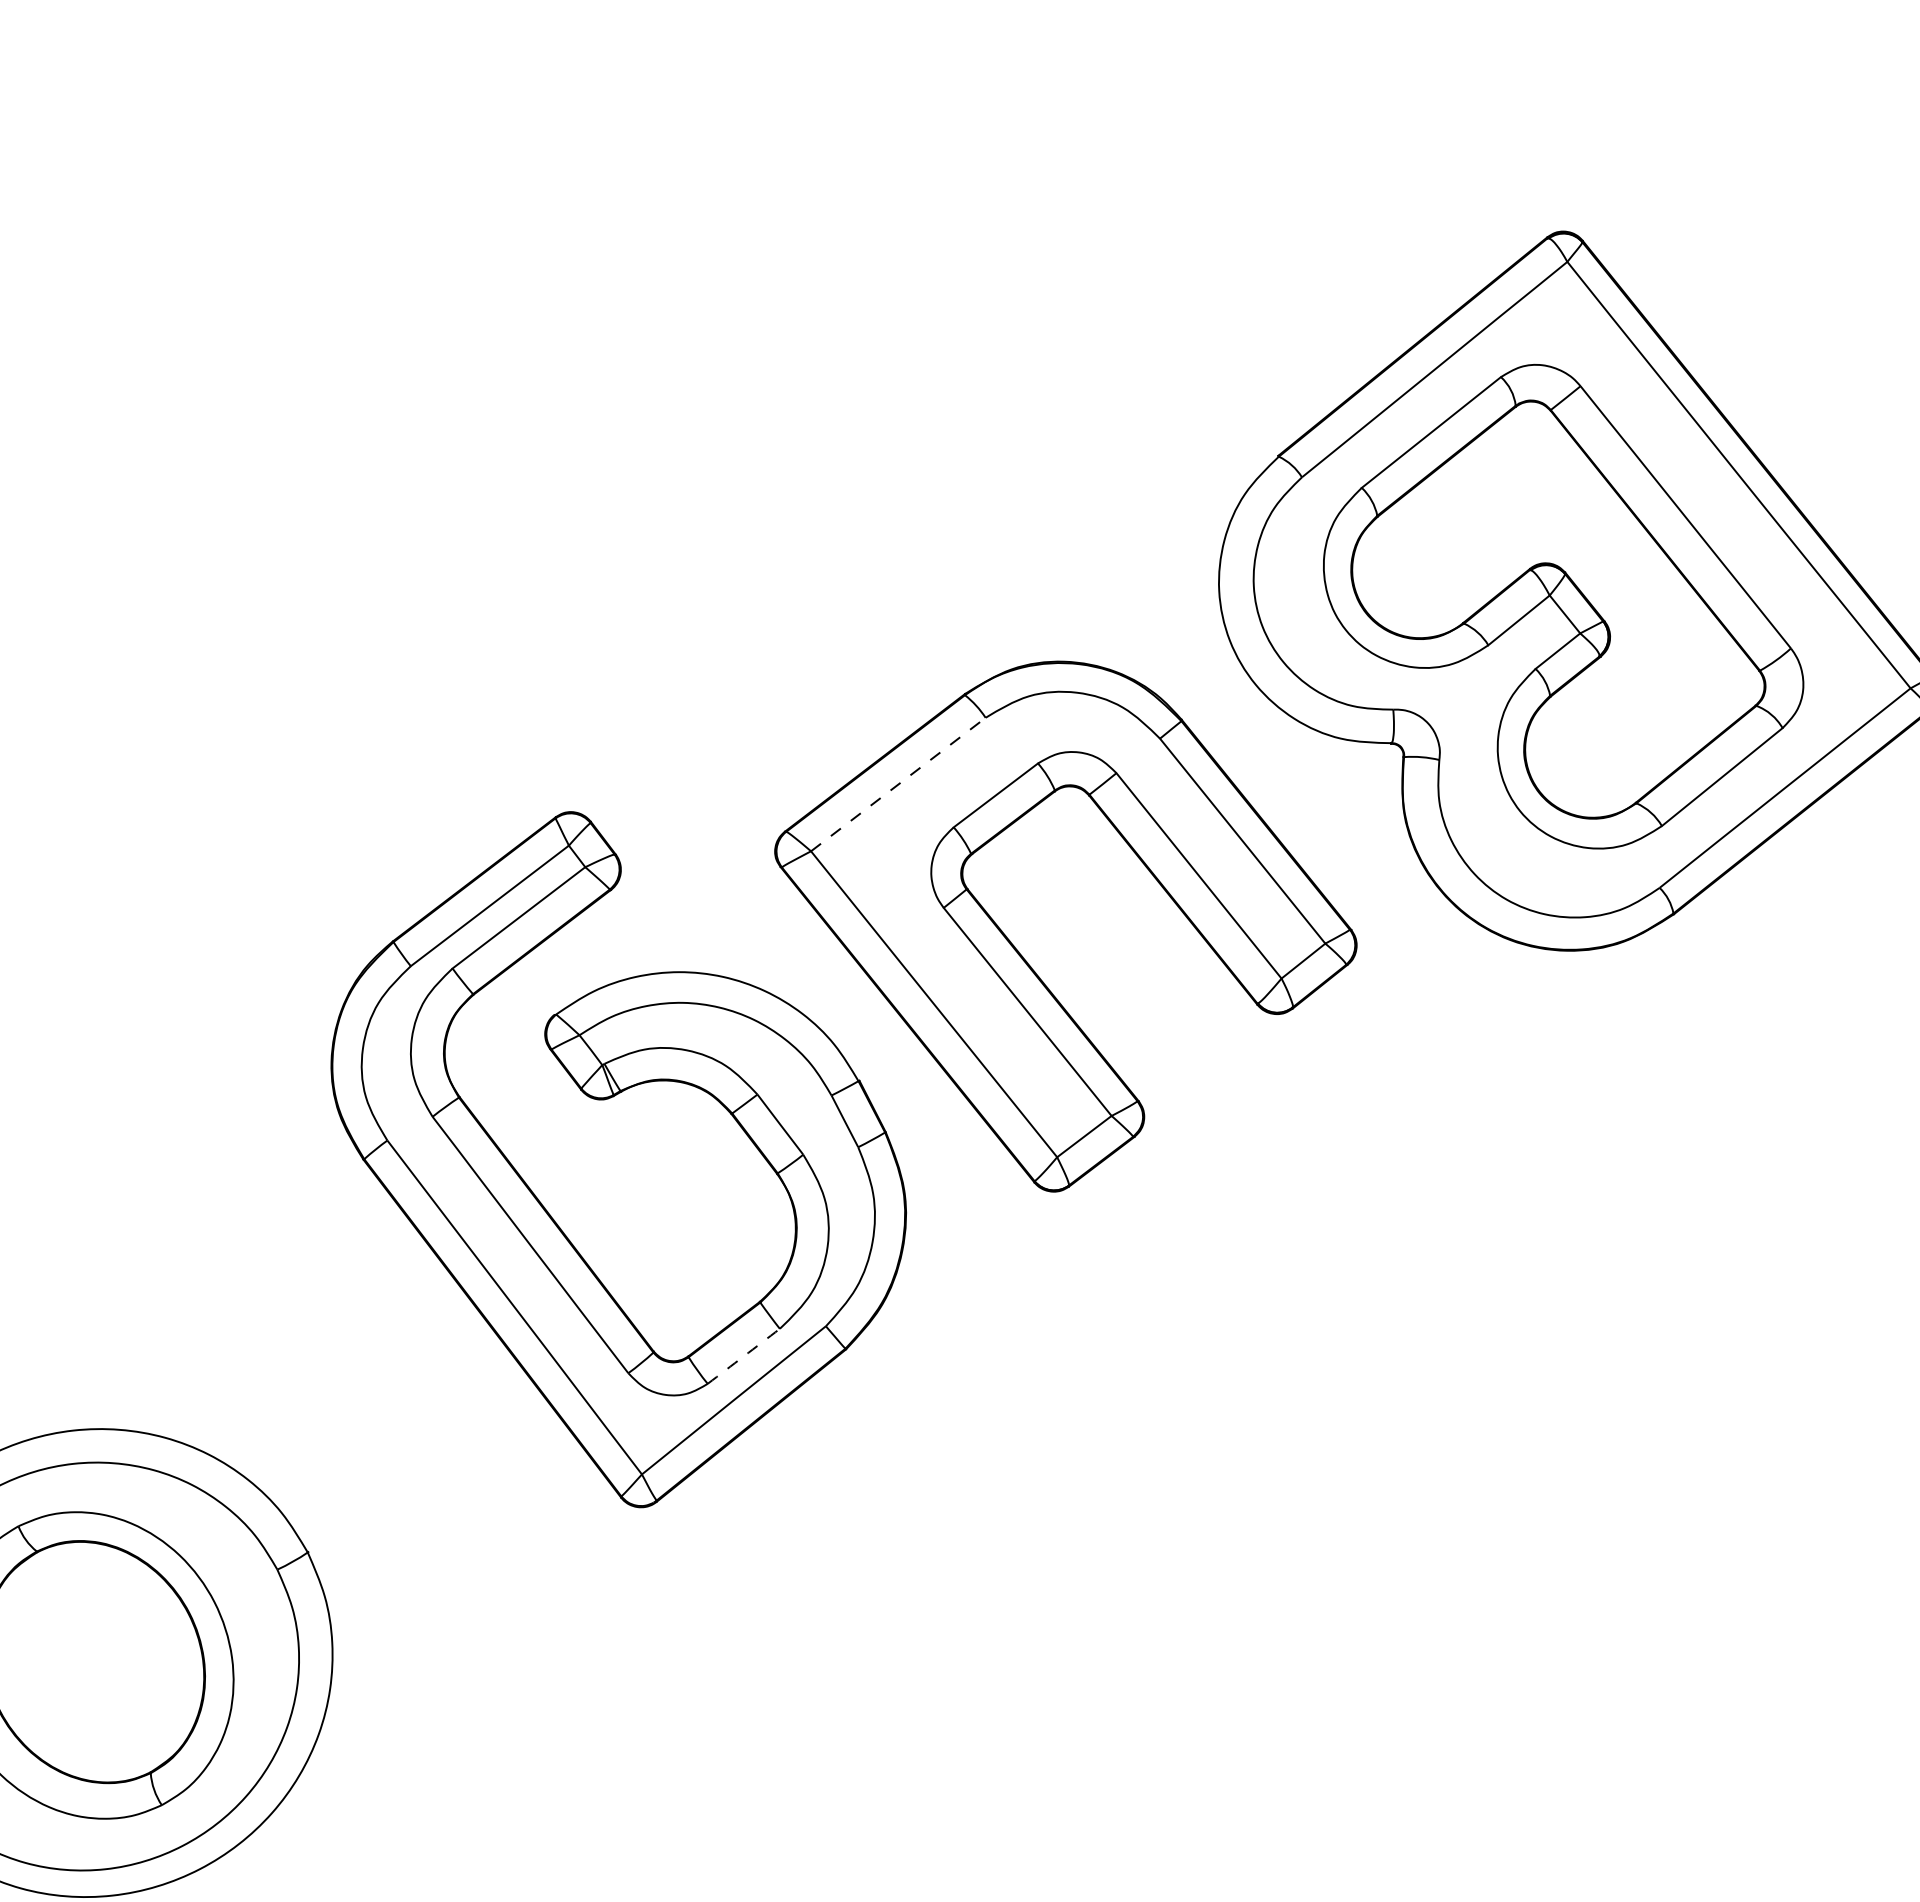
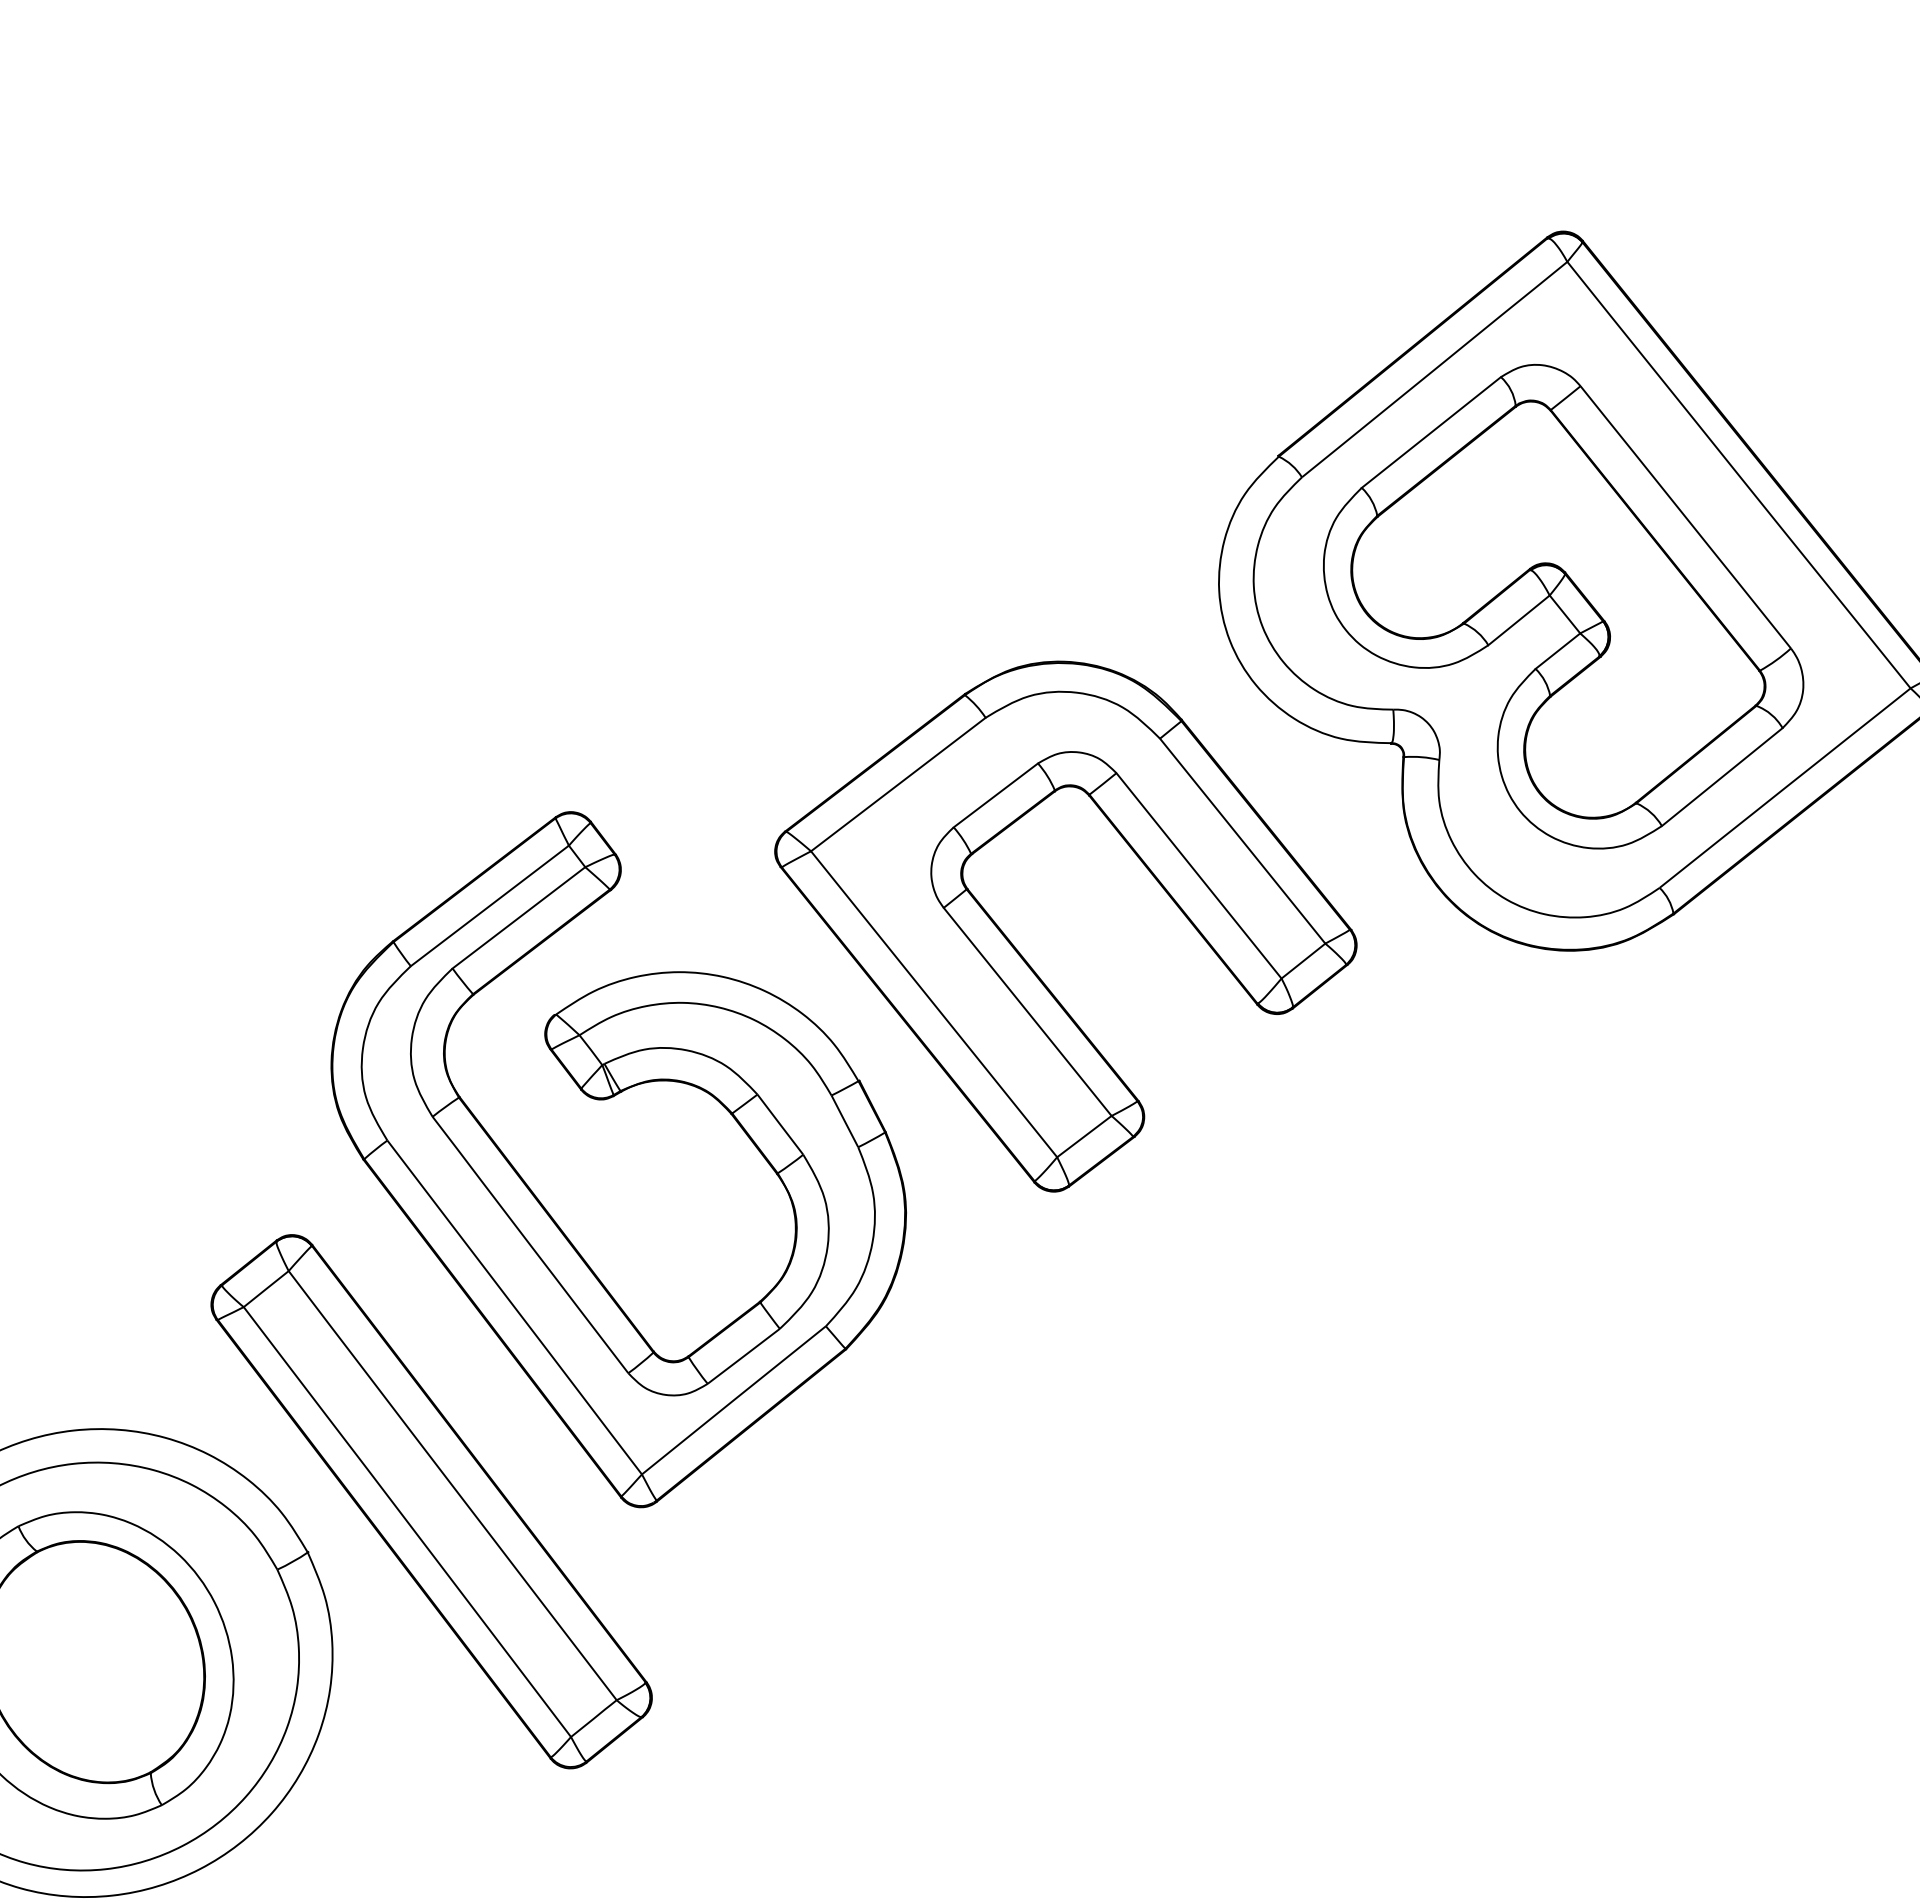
line: dashed -> solid (898, 784)
arc: dashed -> solid (743, 1356)
part: none -> present (431, 1501)
